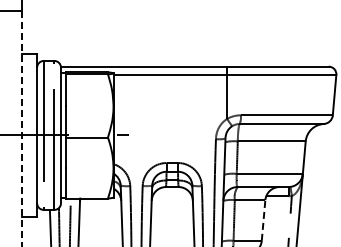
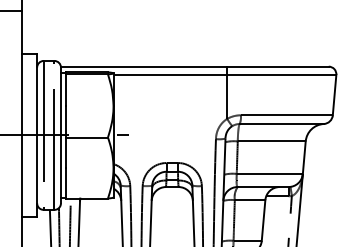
line: dashed -> solid (21, 128)
line: dashed -> solid (263, 219)
